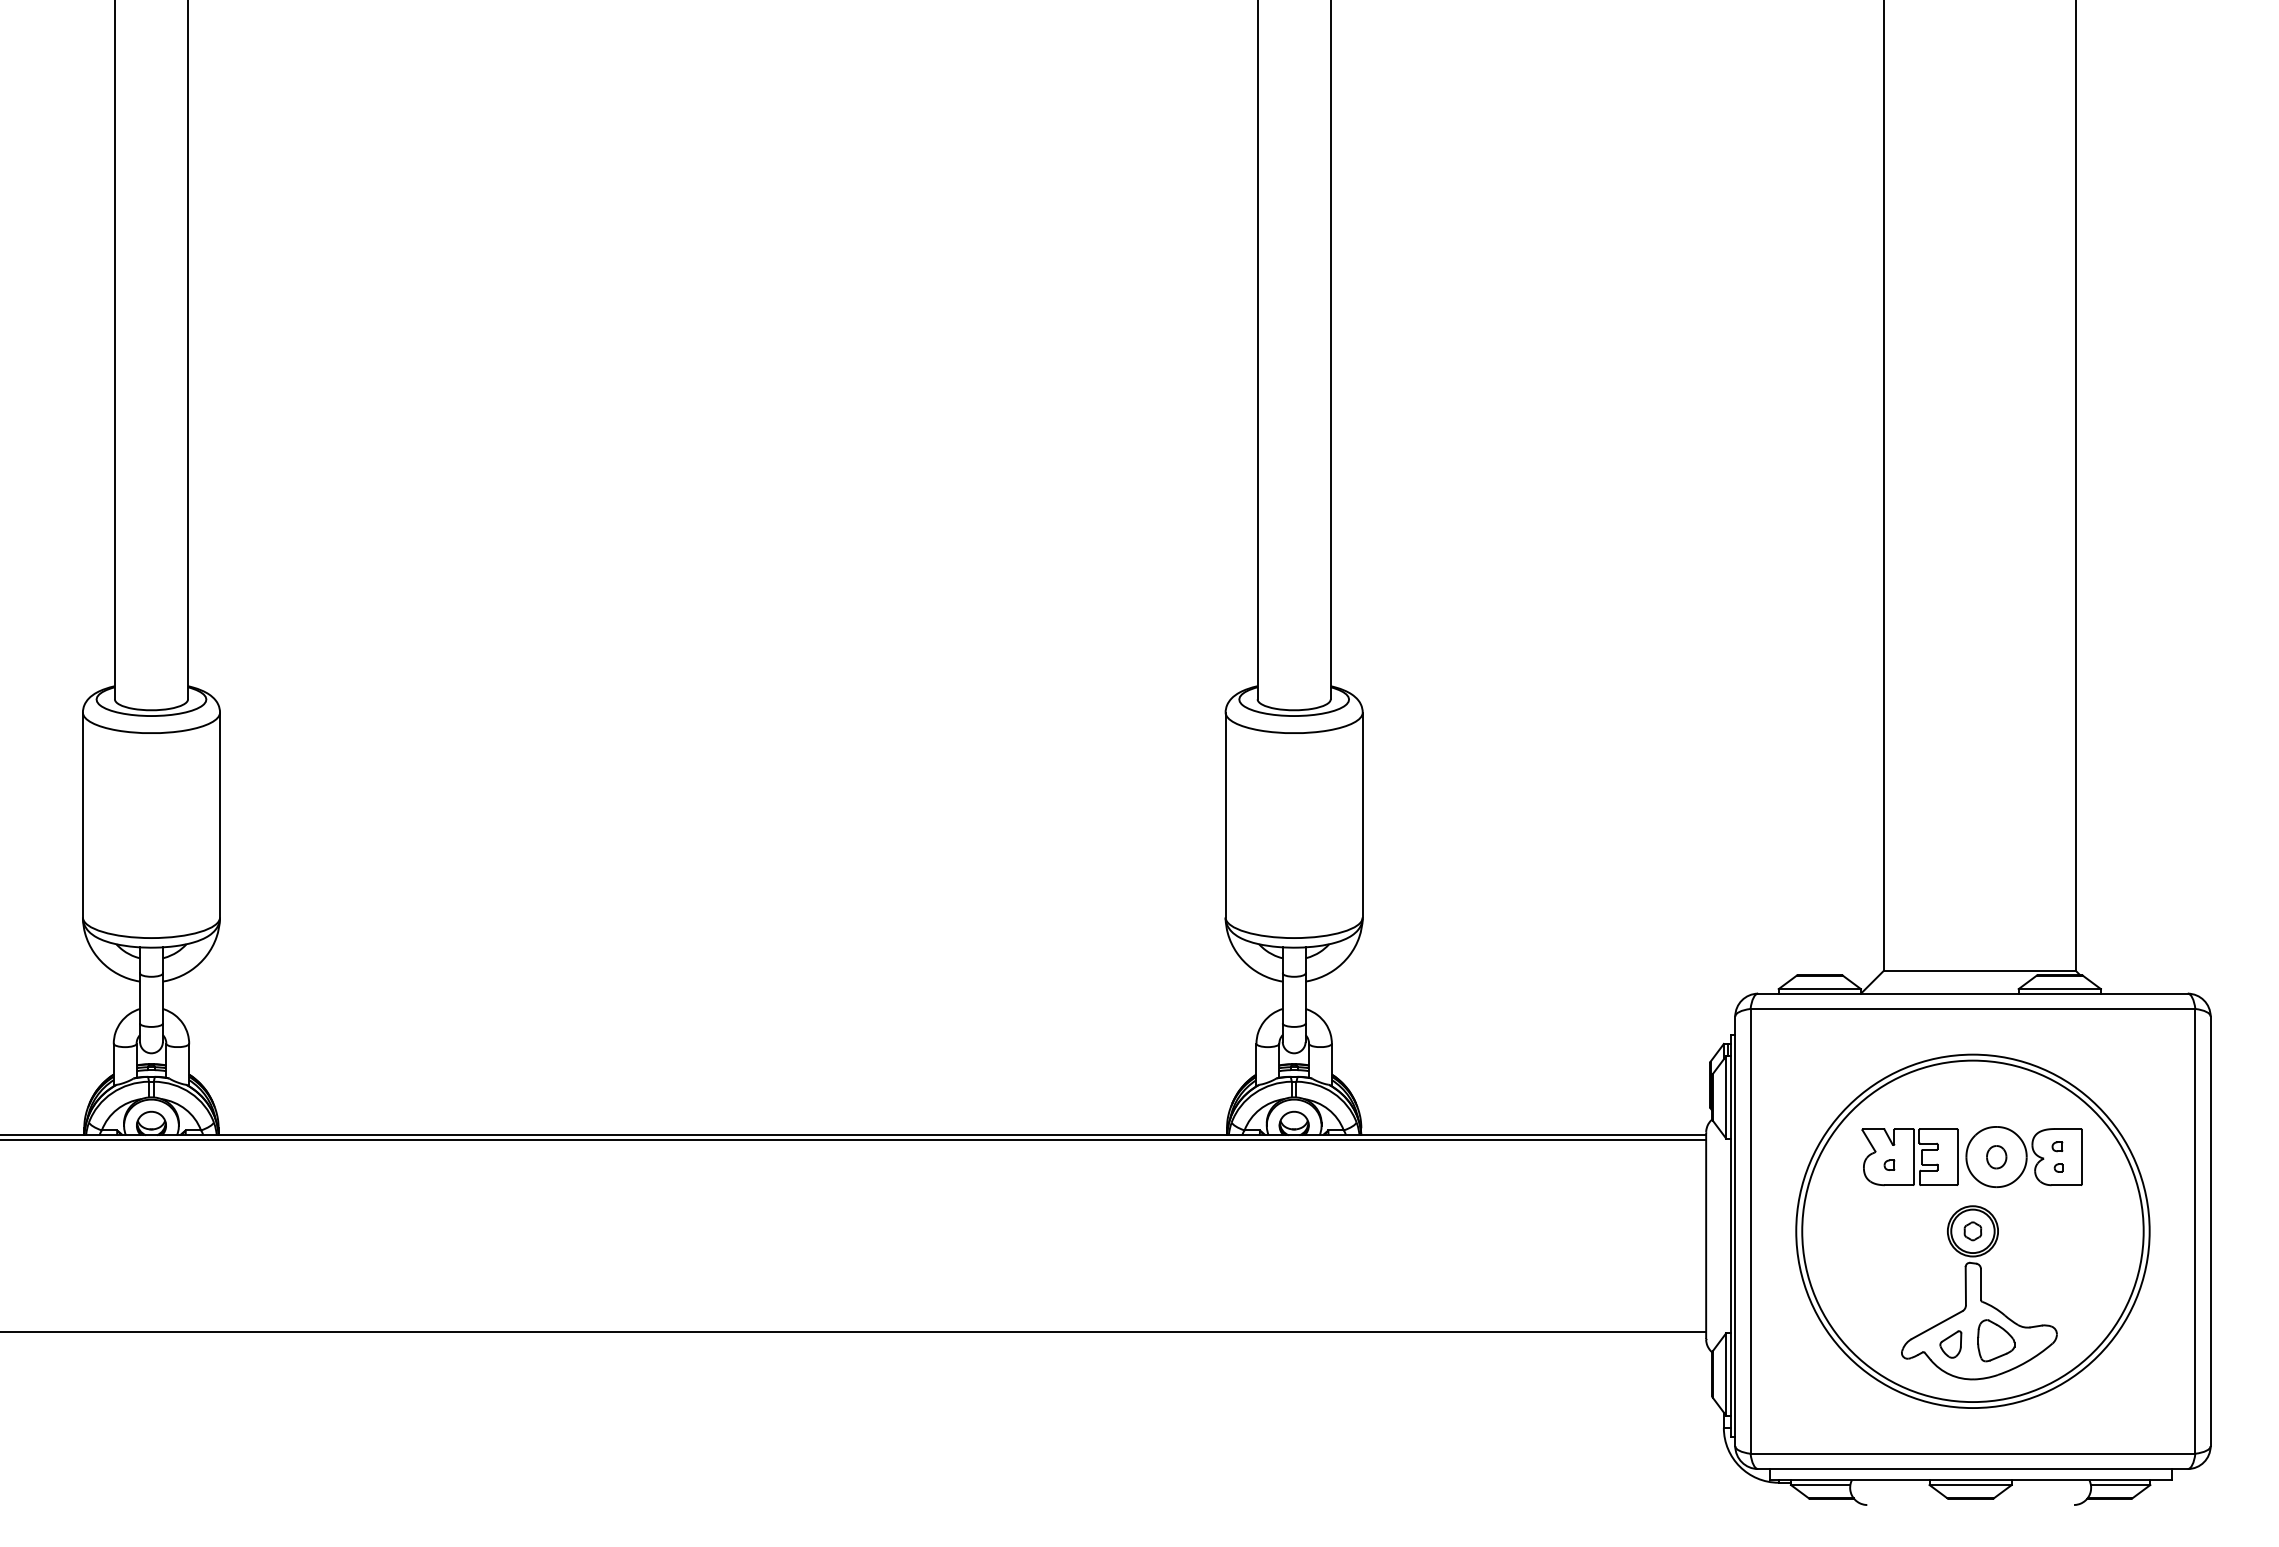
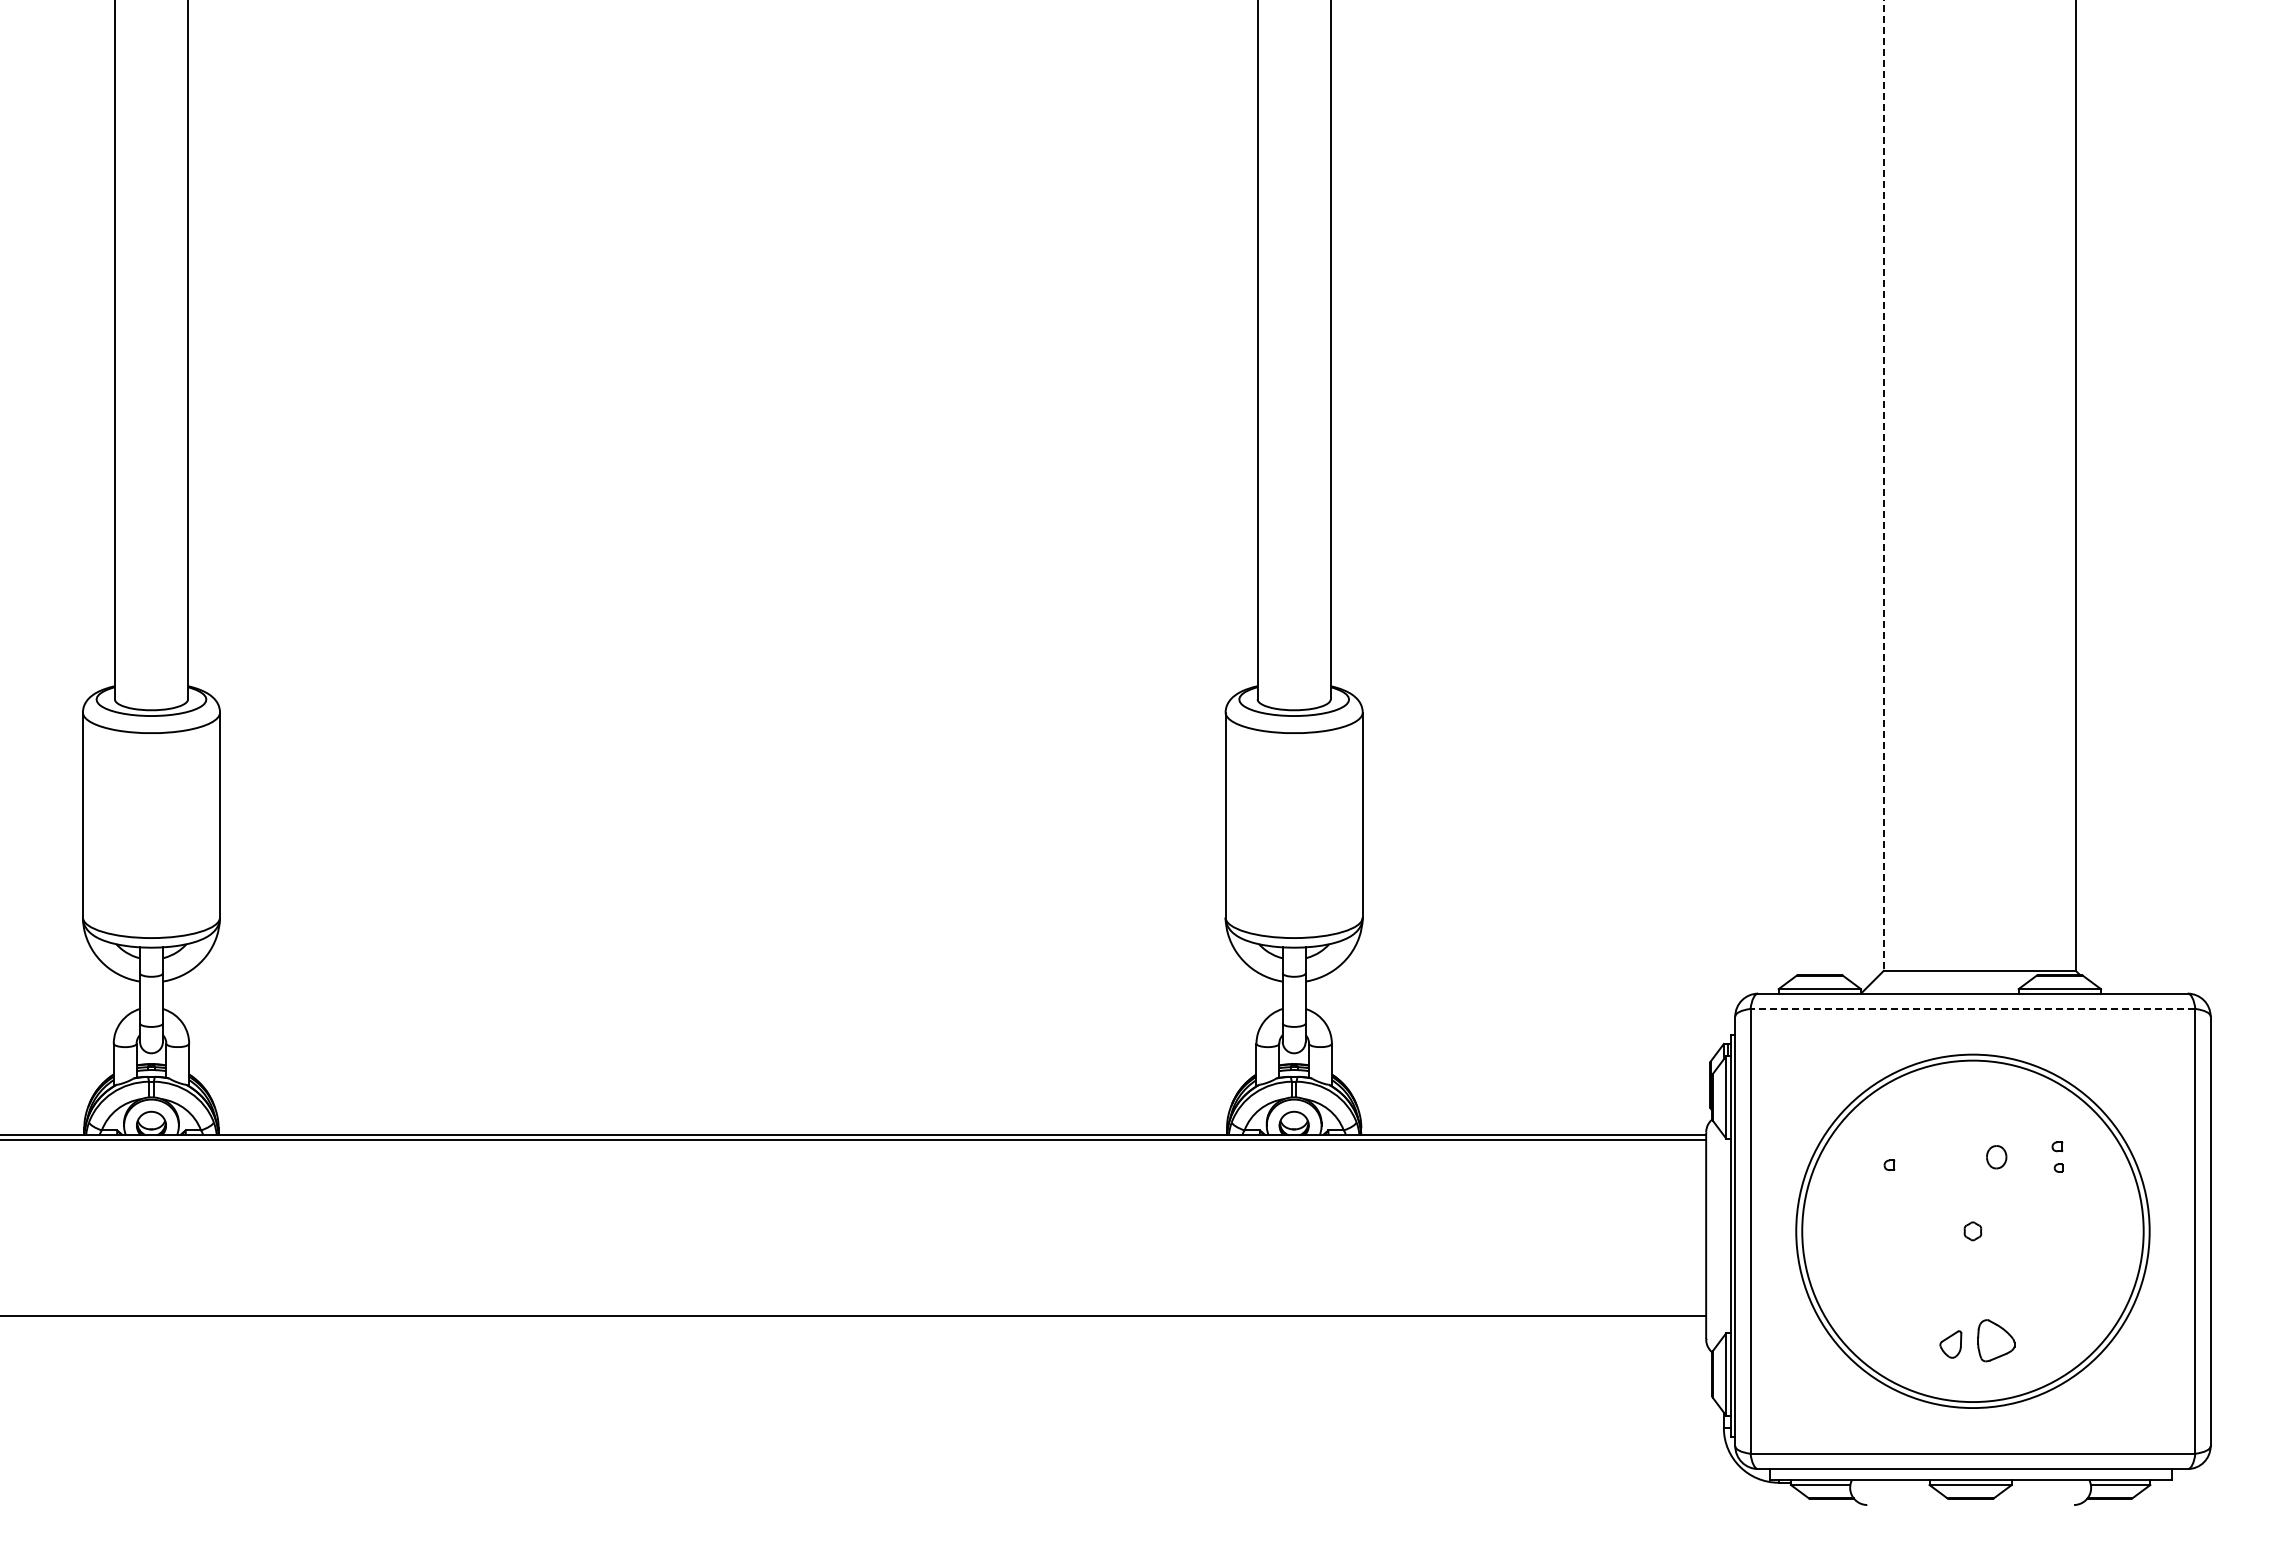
line: solid -> dashed (1883, 485)
line: solid -> dashed (1972, 1008)
part: present -> none (1971, 1156)
part: present -> none (1979, 1292)
line position: (854, 1331) -> (854, 1315) (854, 1315)
